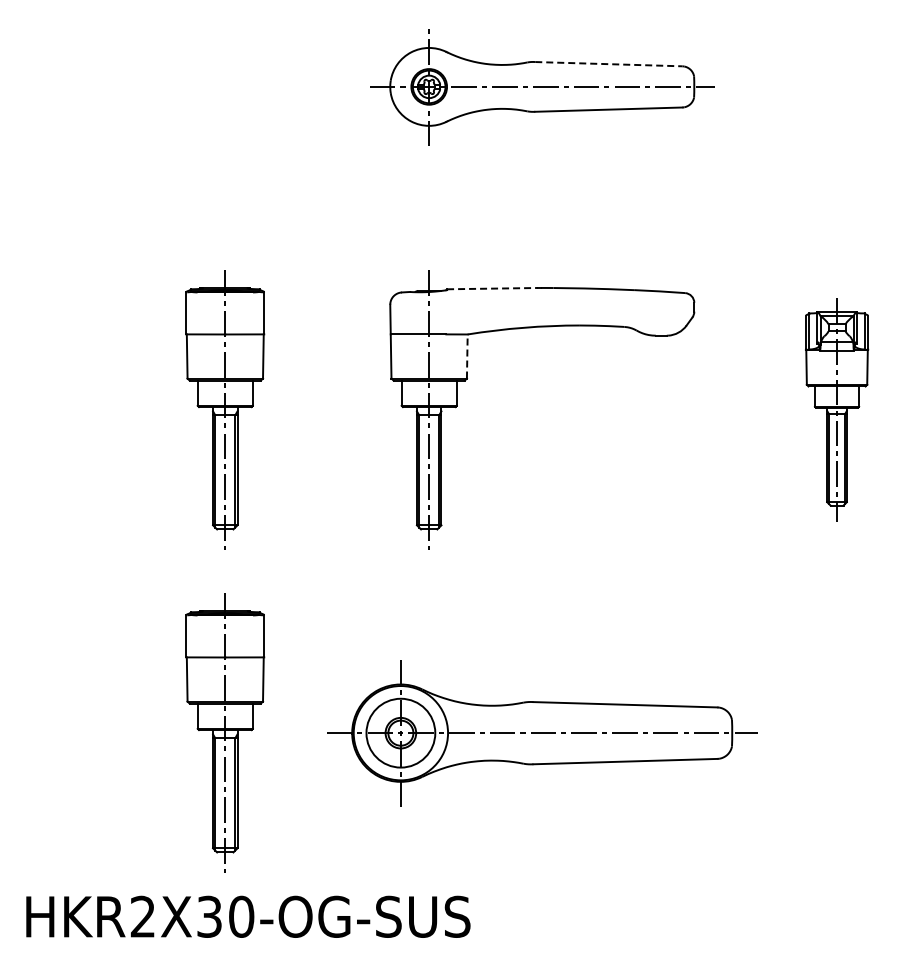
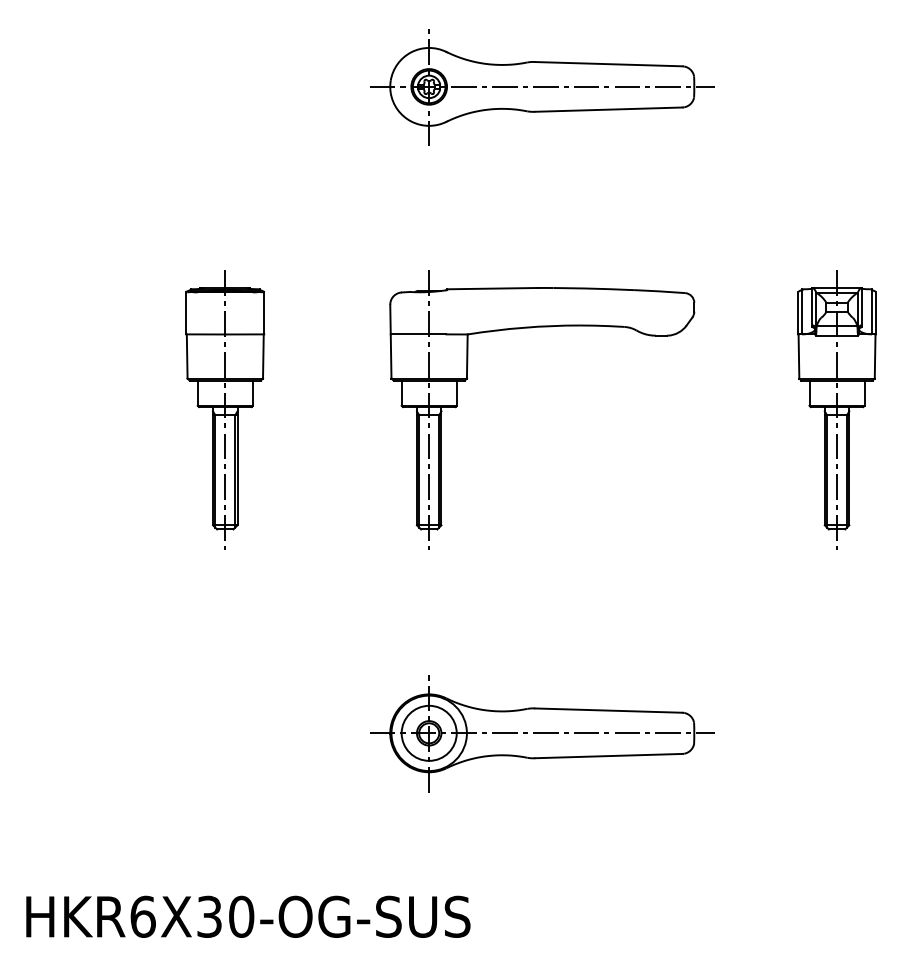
line: dashed -> solid (608, 64)
line: dashed -> solid (492, 288)
line: dashed -> solid (467, 356)
part size: 65x224 px -> 80x280 px (836, 409)
part: present -> none (225, 732)
part size: 431x147 px -> 345x118 px (542, 733)
text: HKR2X30-OG-SUS -> HKR6X30-OG-SUS (142, 916)
